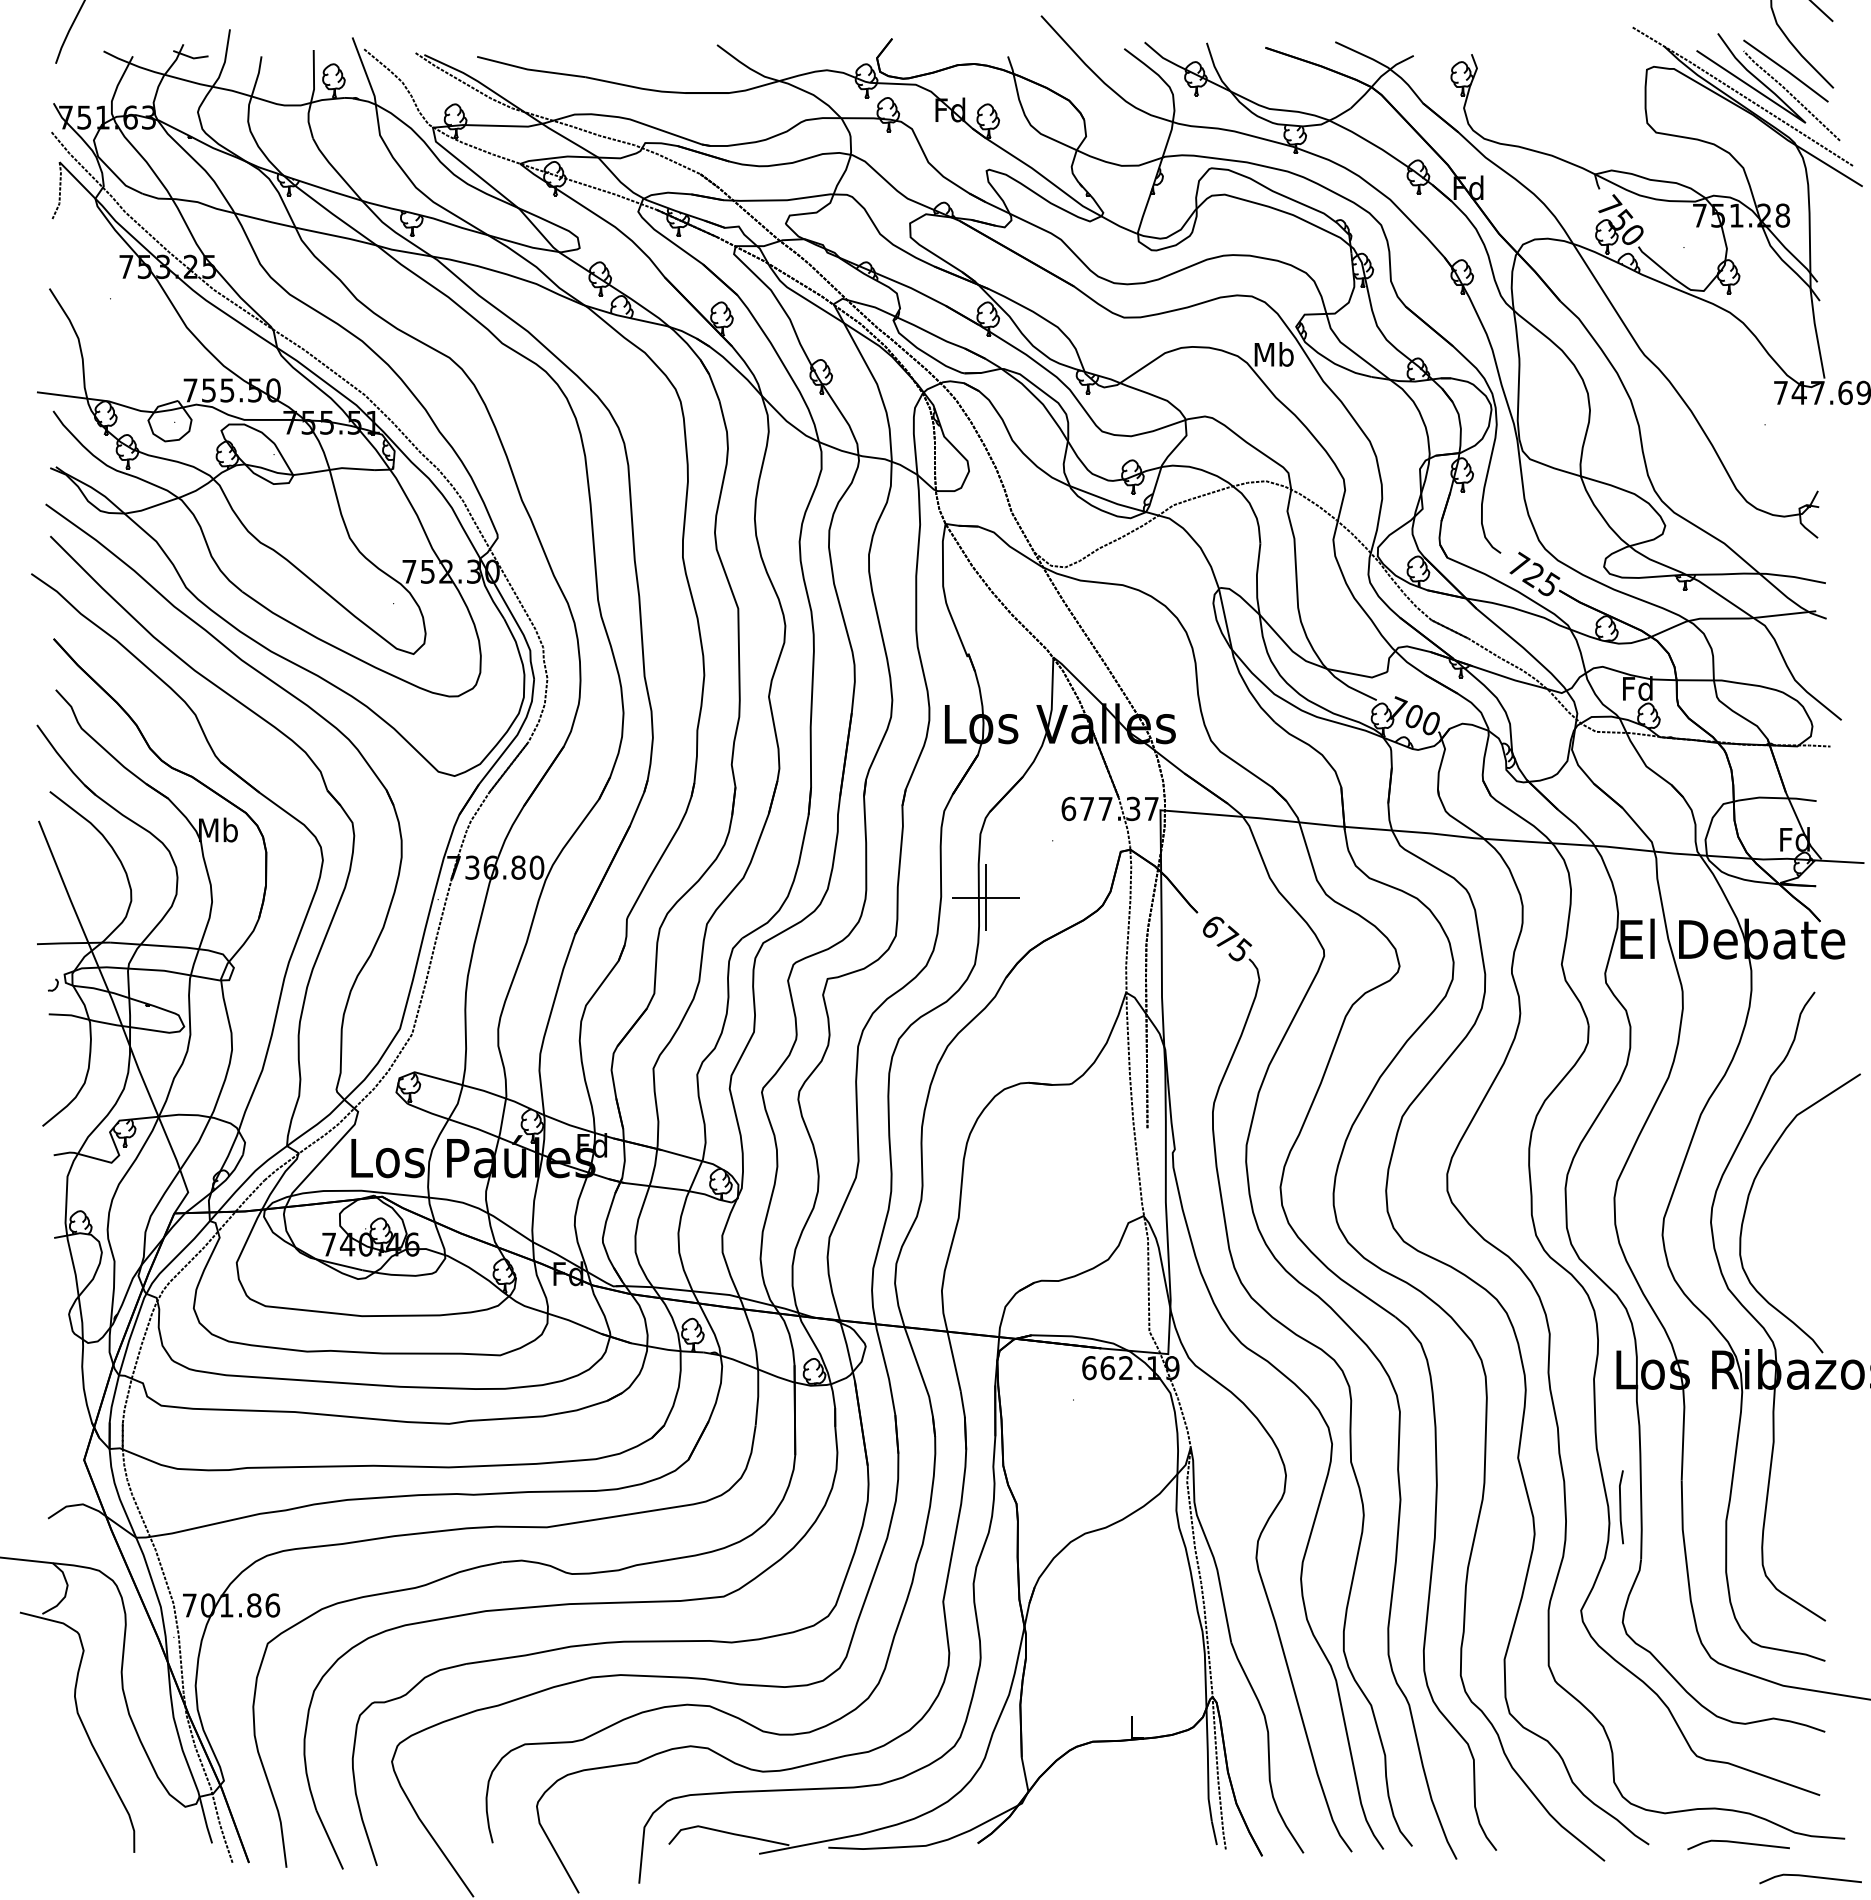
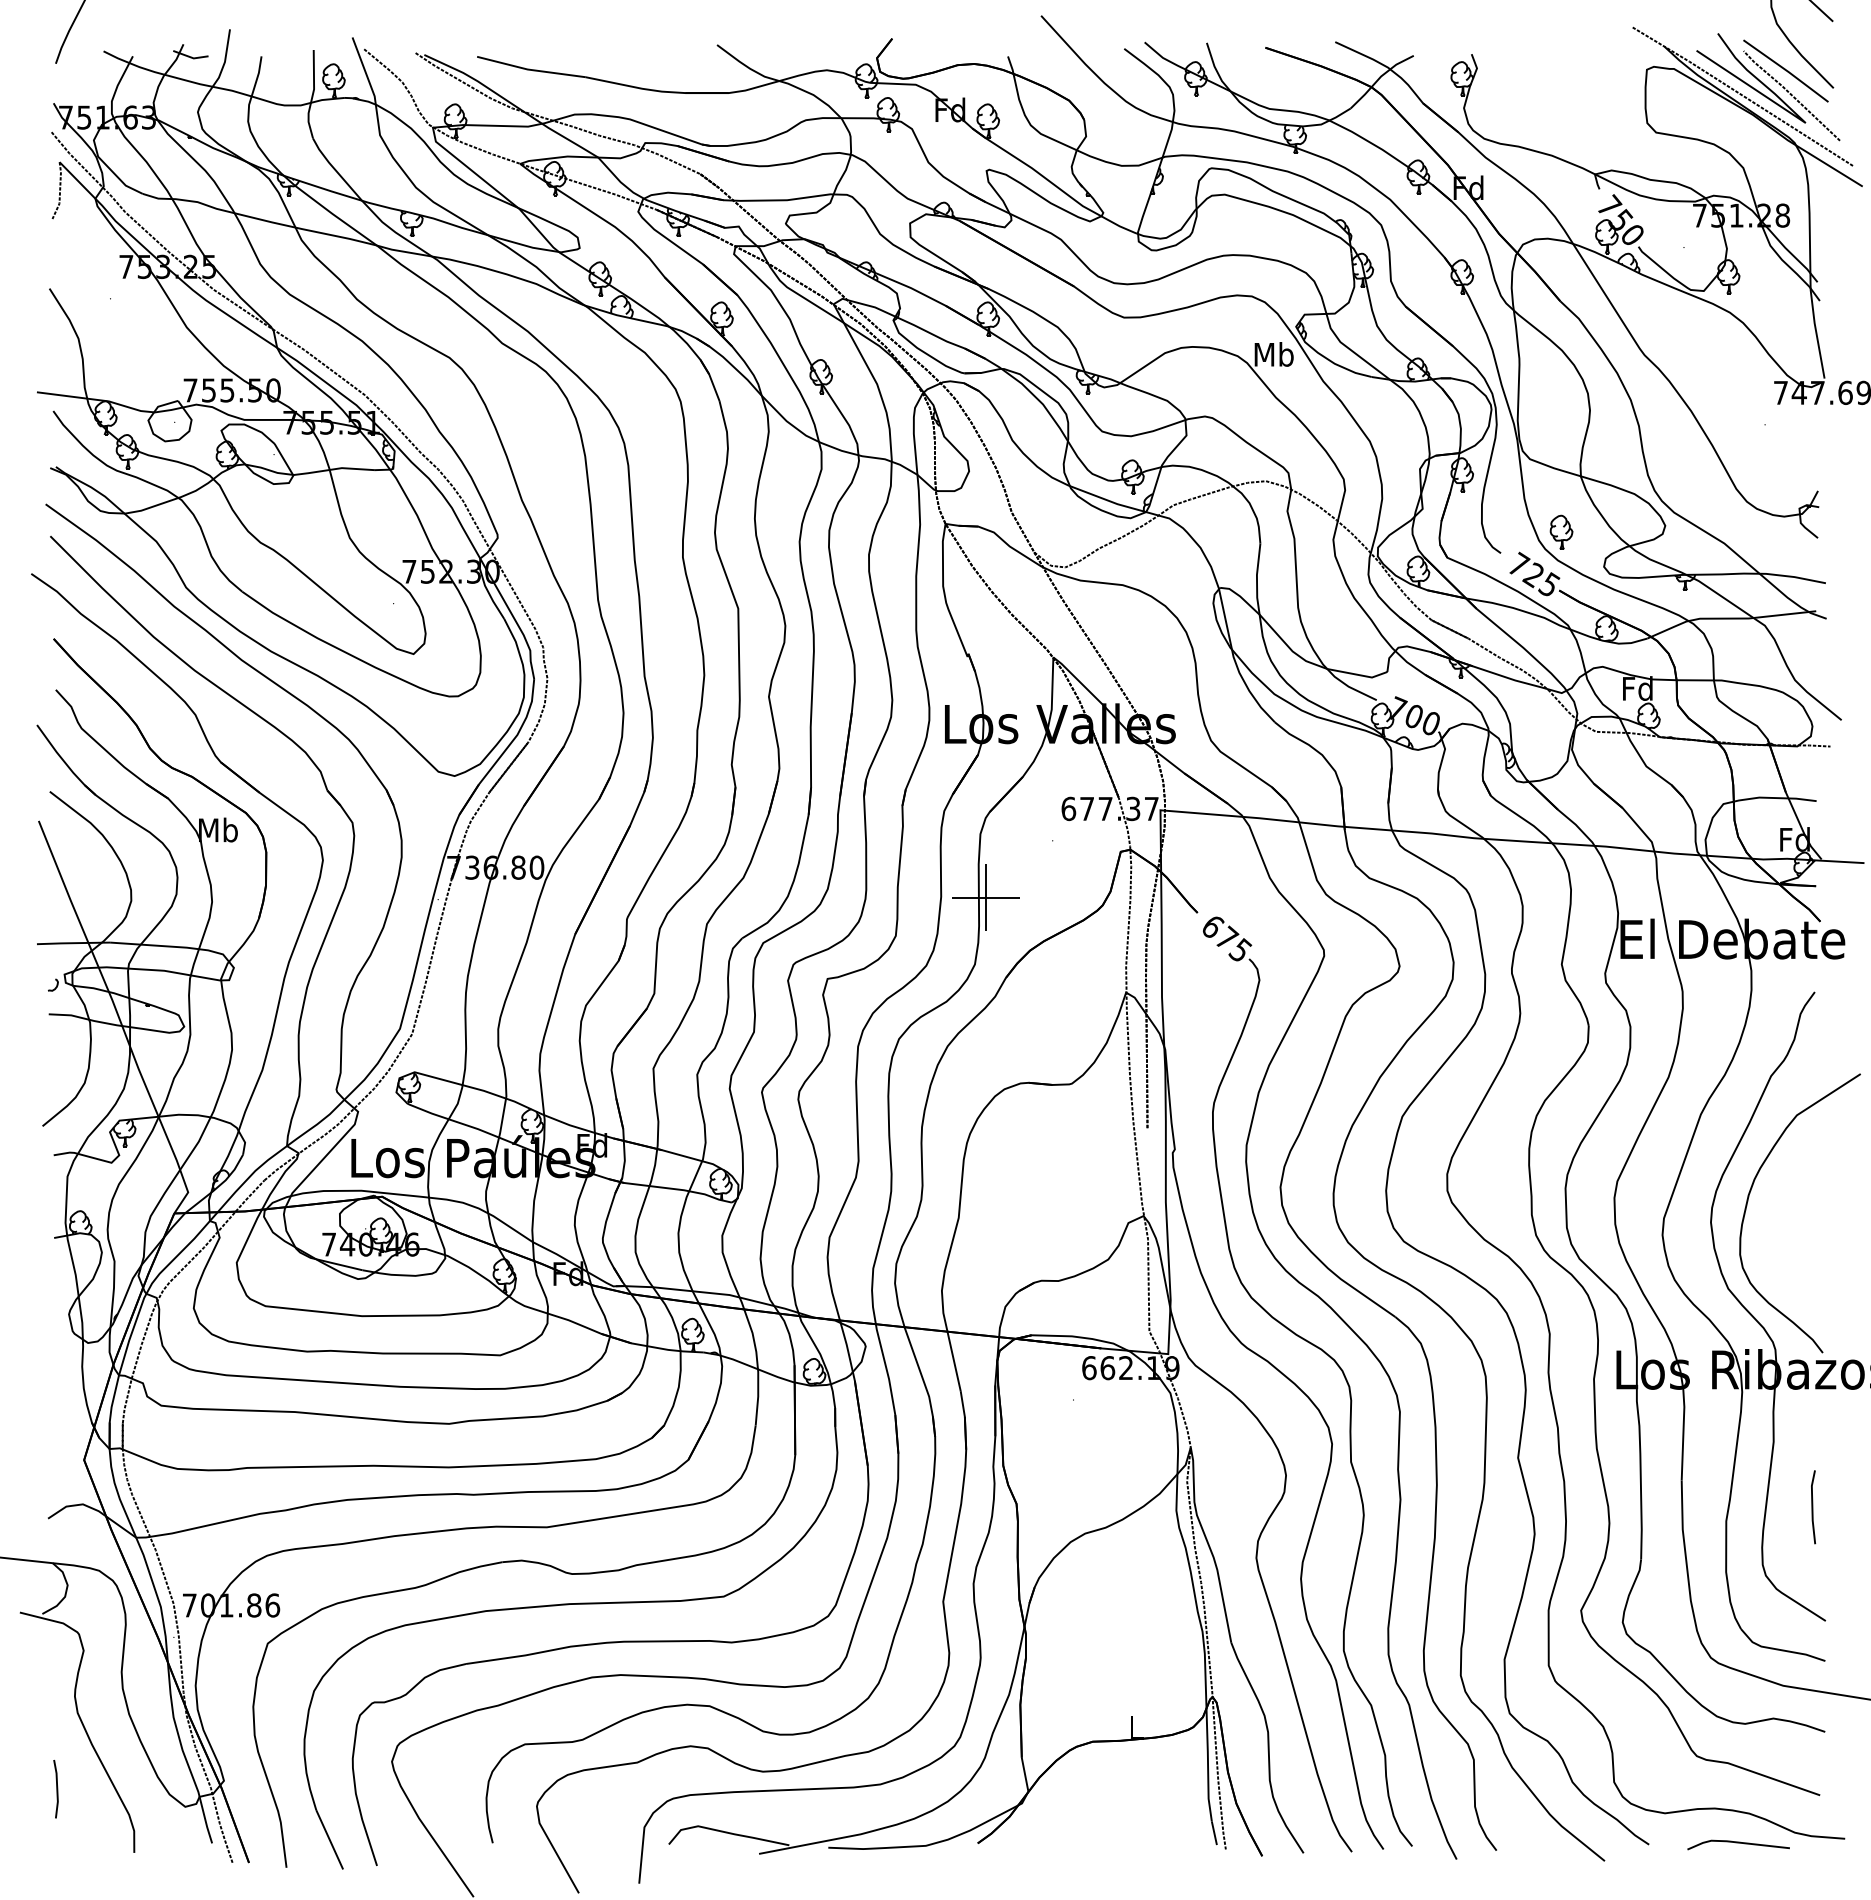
part: none -> present (1561, 531)
line position: (1621, 1507) -> (1813, 1507) (1813, 1507)
line: none -> present (56, 1789)
line: present -> none (1810, 1877)
